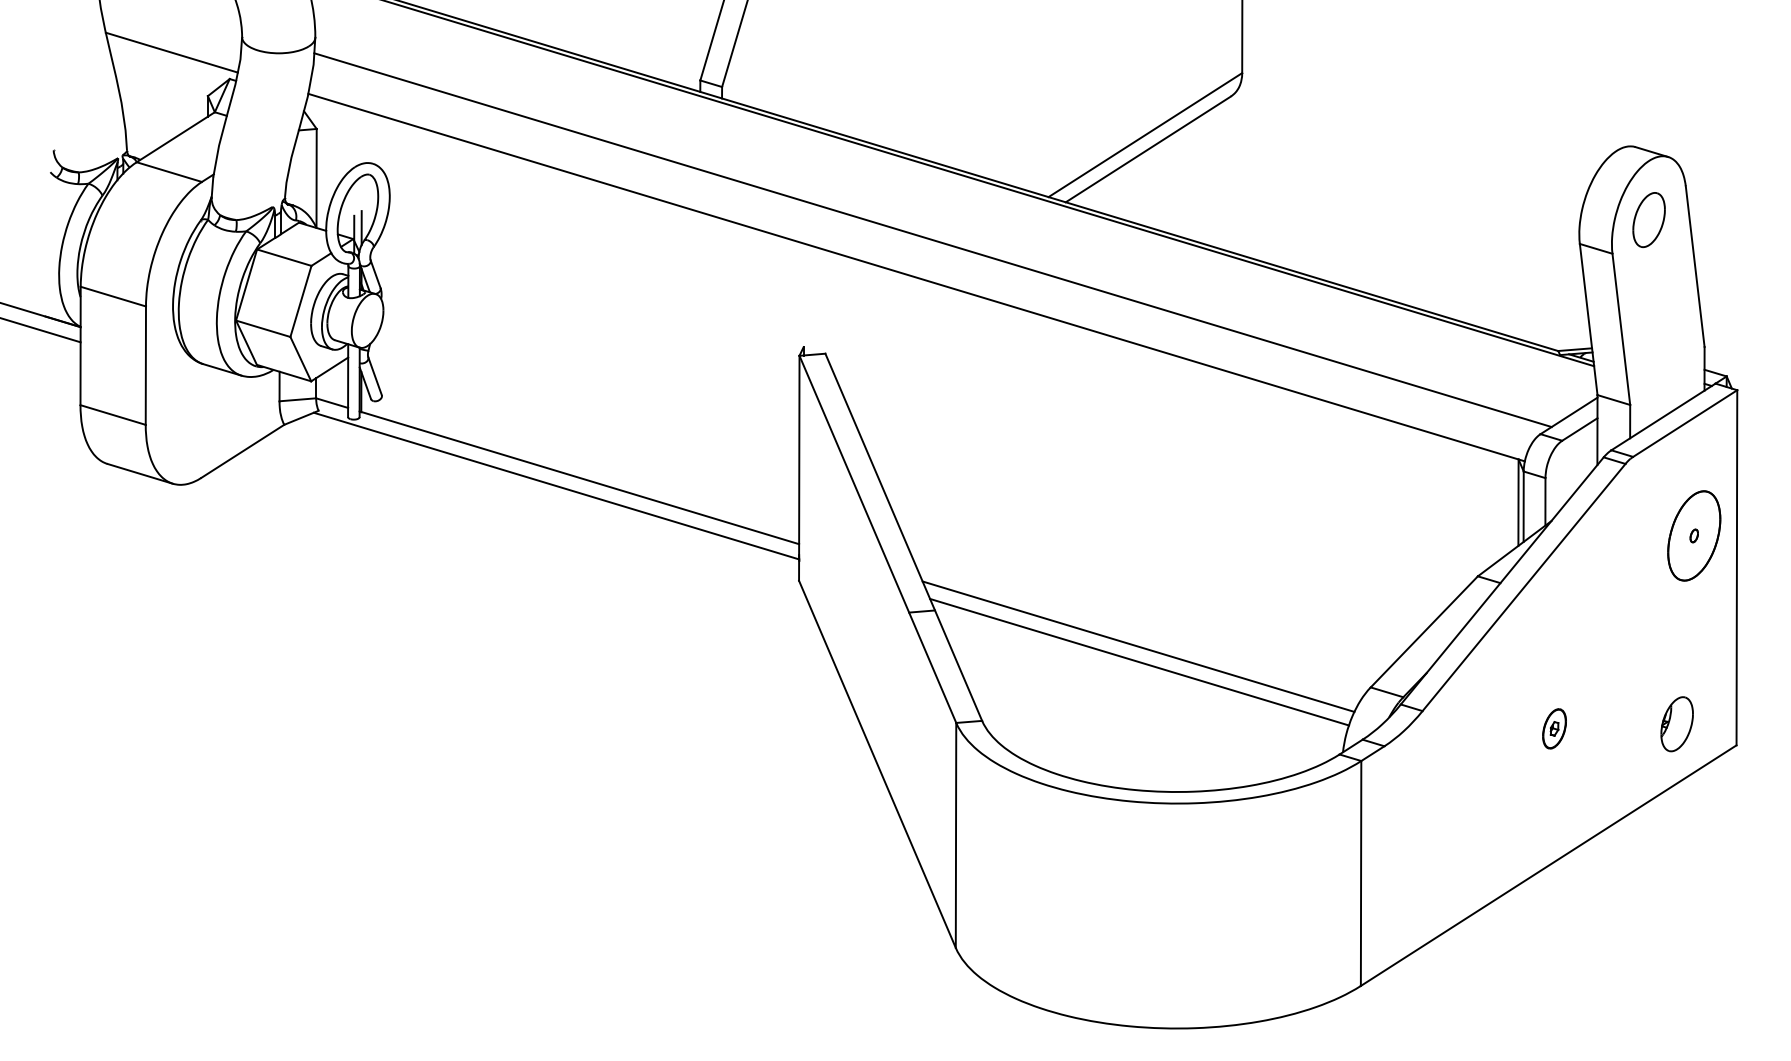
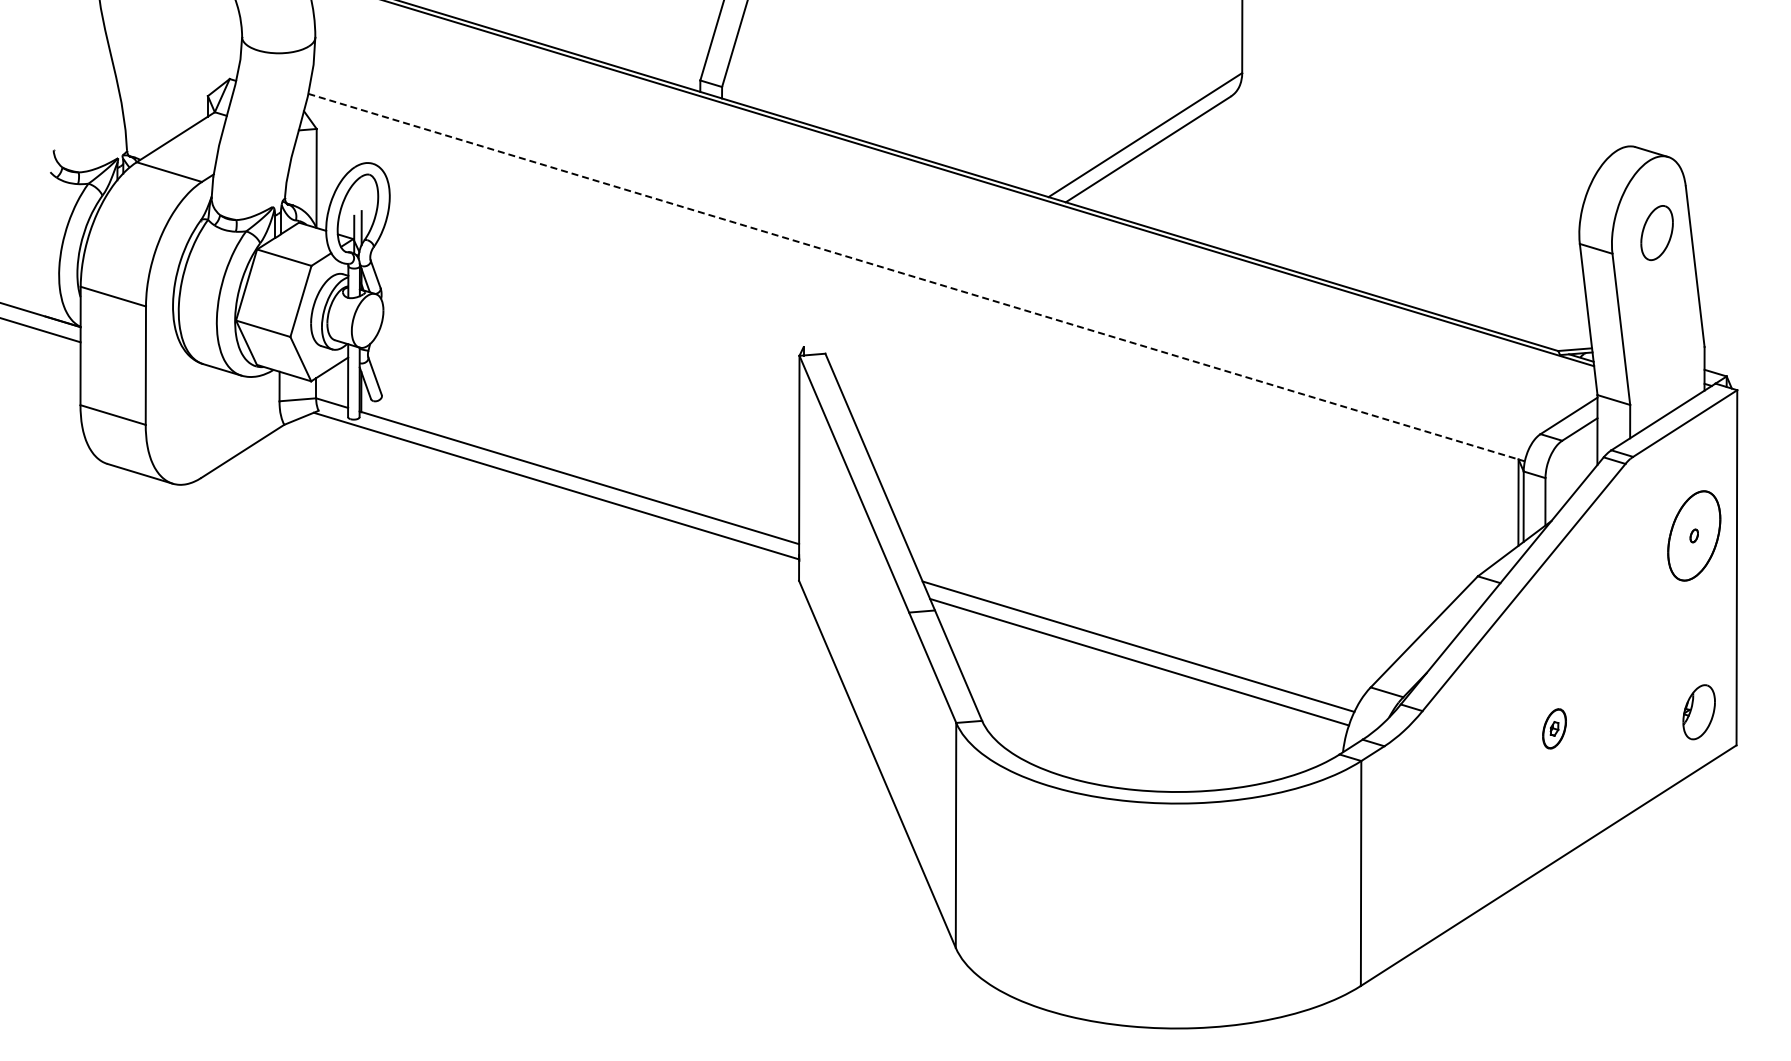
line: present -> none (171, 52)
part position: (1648, 220) -> (1656, 233) (1656, 233)
line: present -> none (932, 240)
line: solid -> dashed (917, 277)
part position: (1676, 724) -> (1698, 712) (1698, 712)
